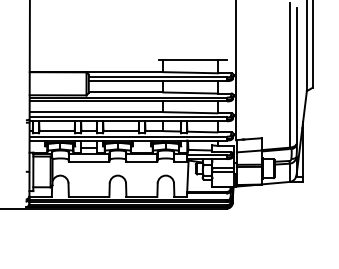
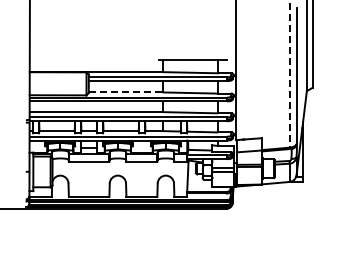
line: solid -> dashed (289, 75)
line: solid -> dashed (126, 92)
